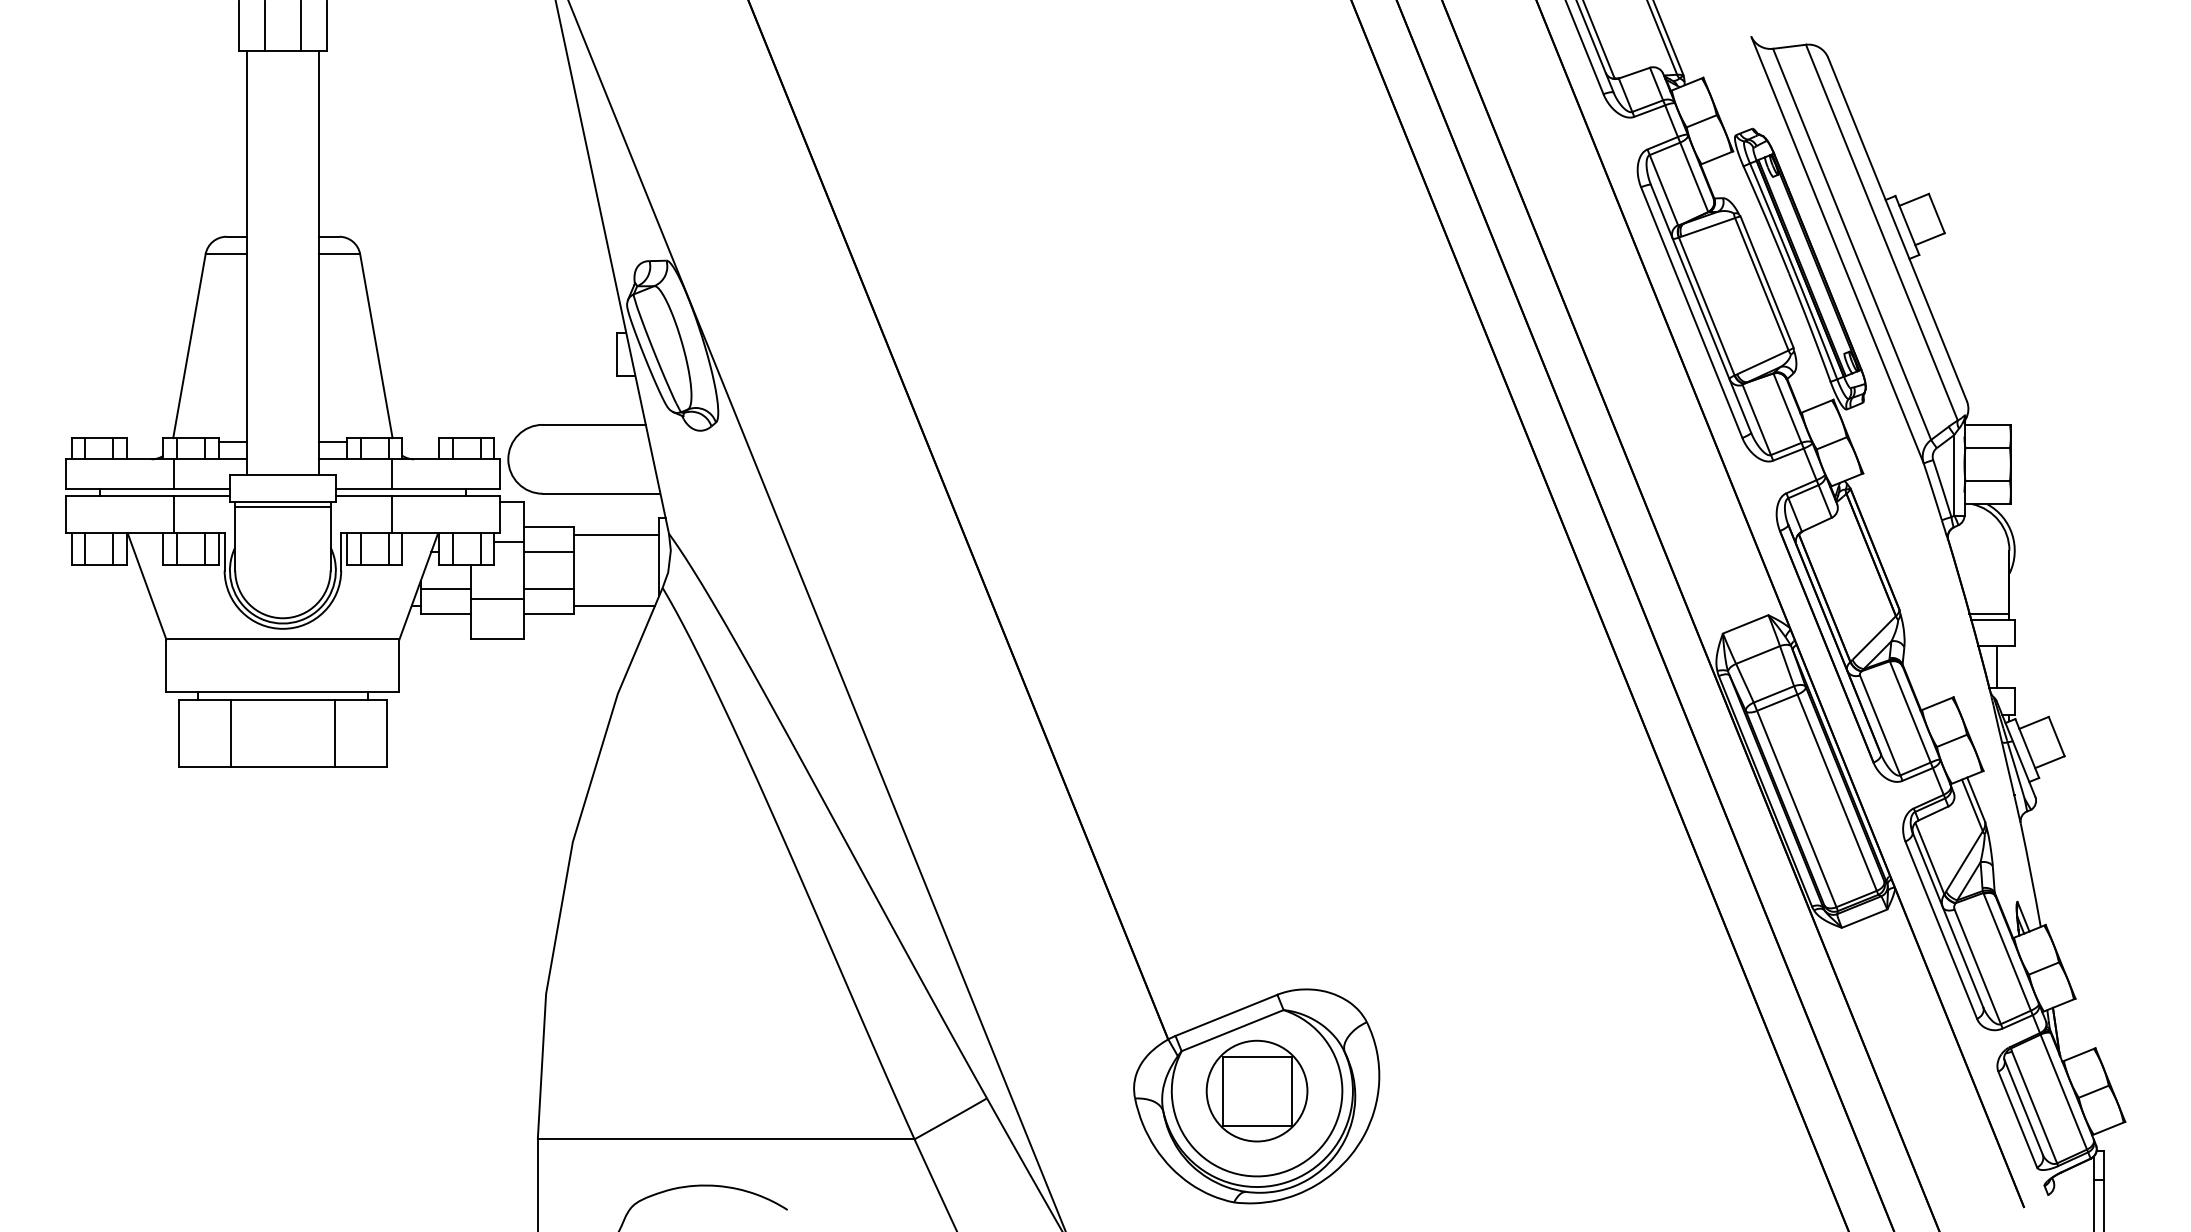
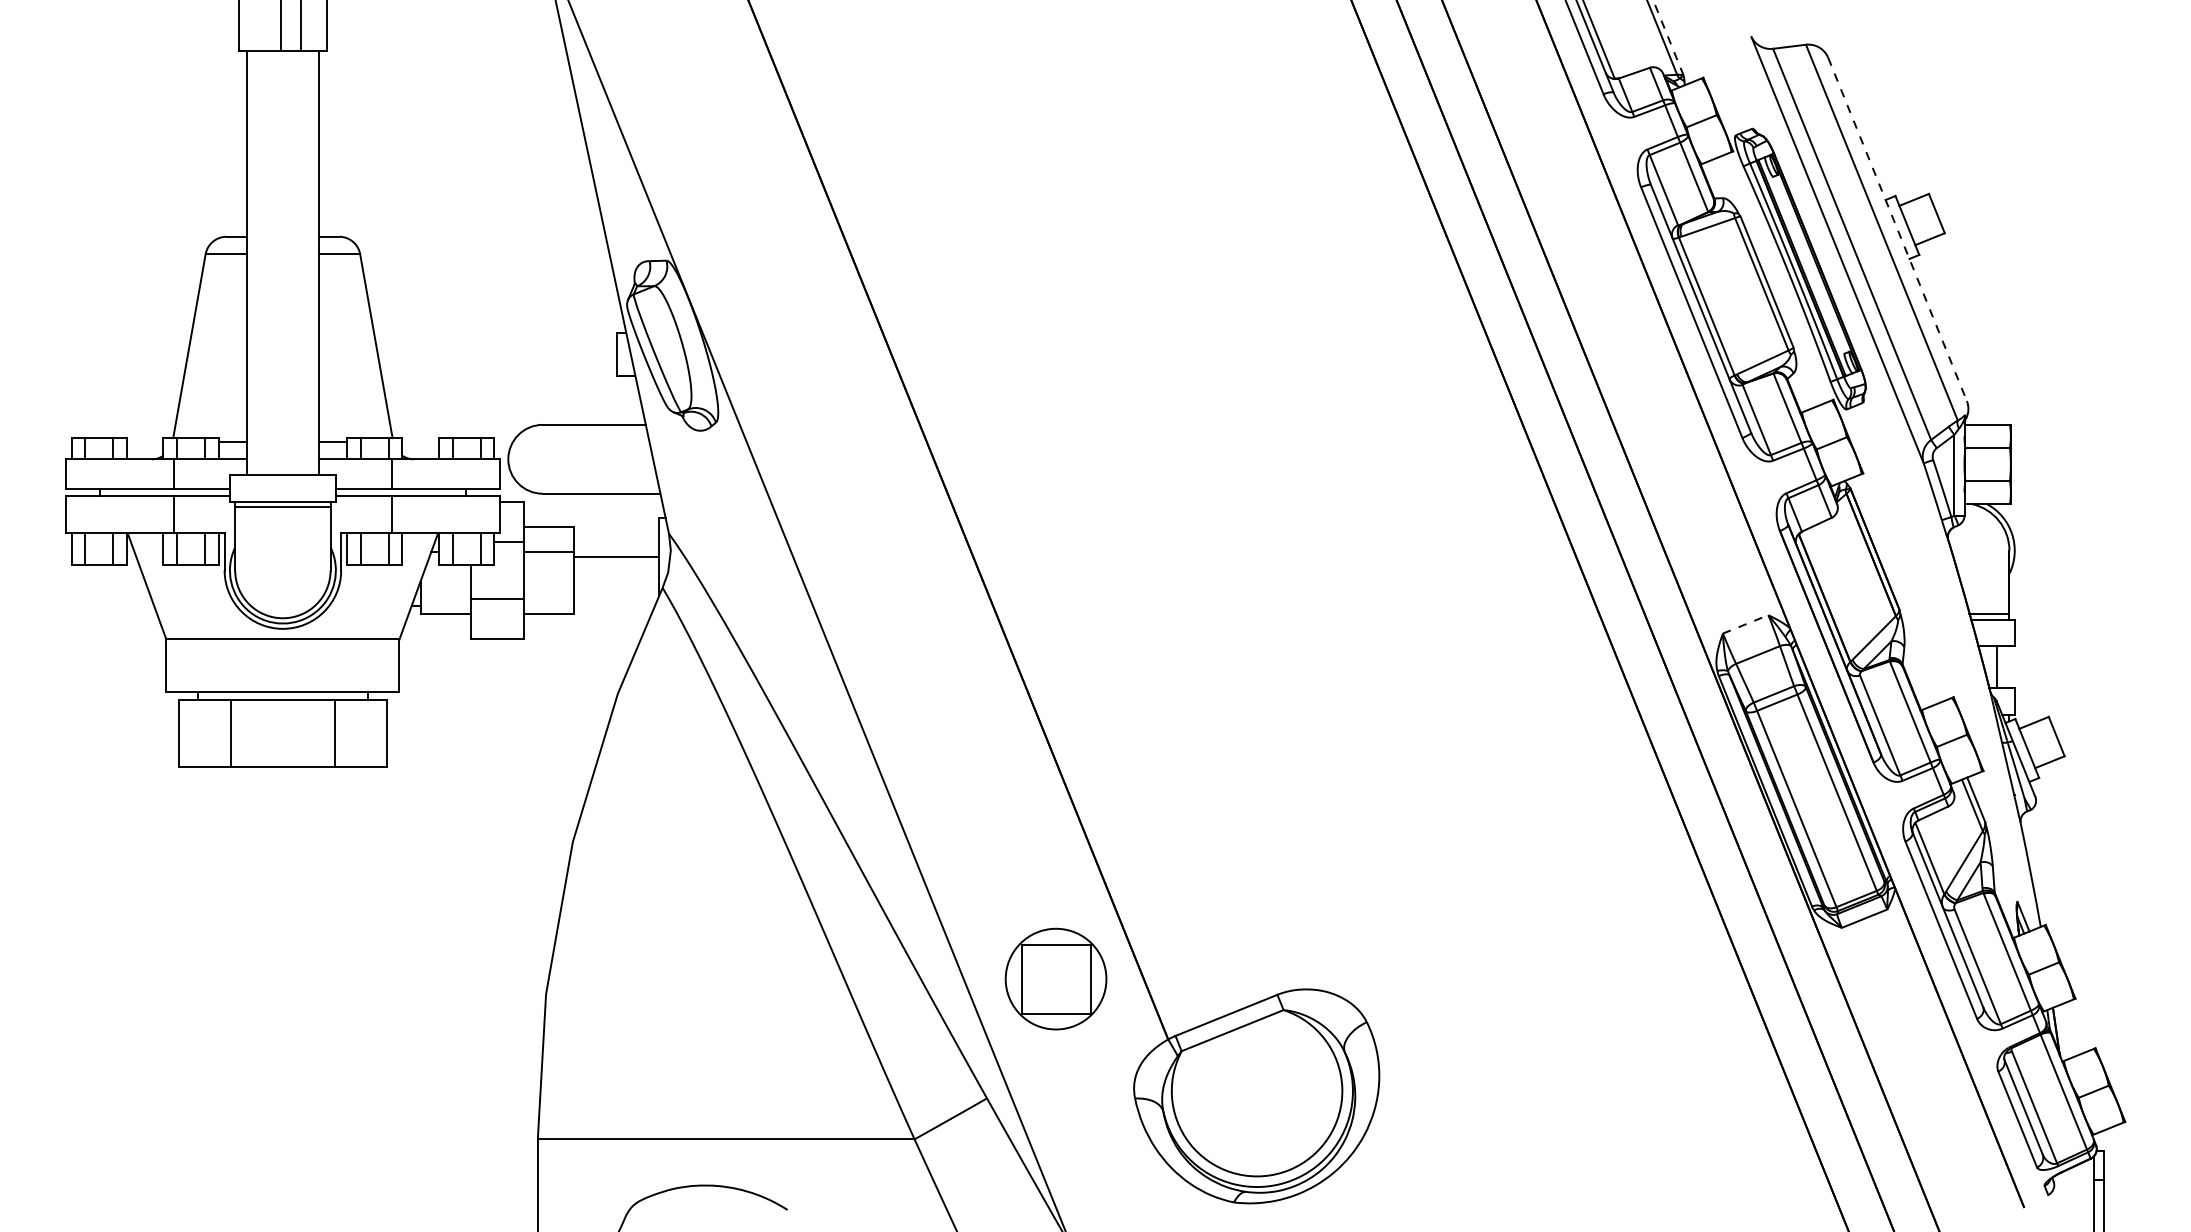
line position: (264, 26) -> (280, 26) (280, 26)
line: solid -> dashed (1668, 37)
line: solid -> dashed (1897, 229)
line position: (616, 534) -> (616, 556) (616, 556)
line: present -> none (445, 588)
line: present -> none (549, 588)
line: present -> none (614, 606)
line: solid -> dashed (1745, 624)
part position: (1256, 1090) -> (1055, 978) (1055, 978)
